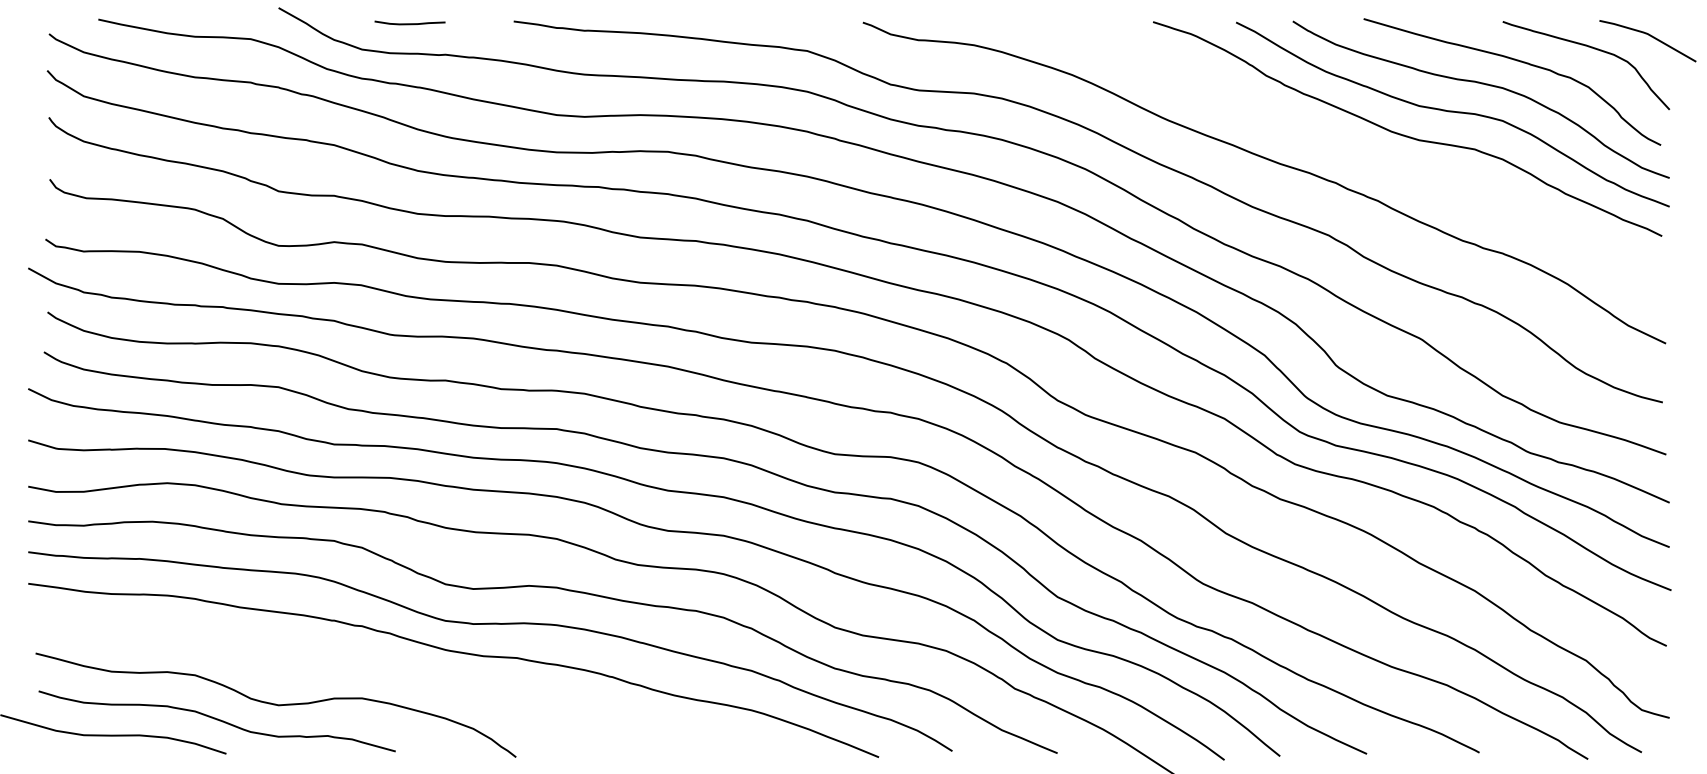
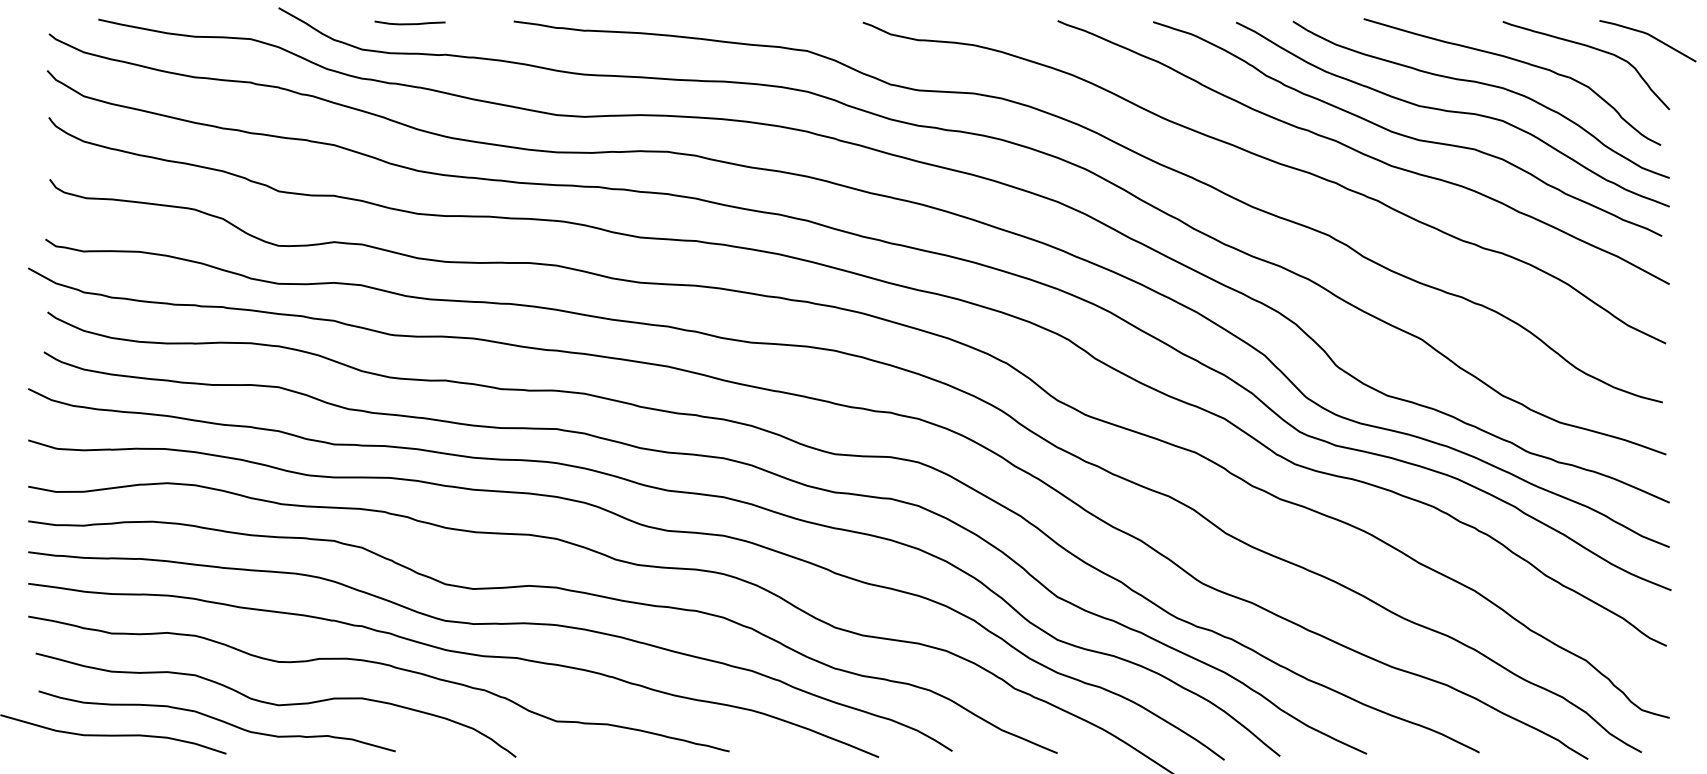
curve: none -> present (1362, 152)
curve: none -> present (384, 665)
